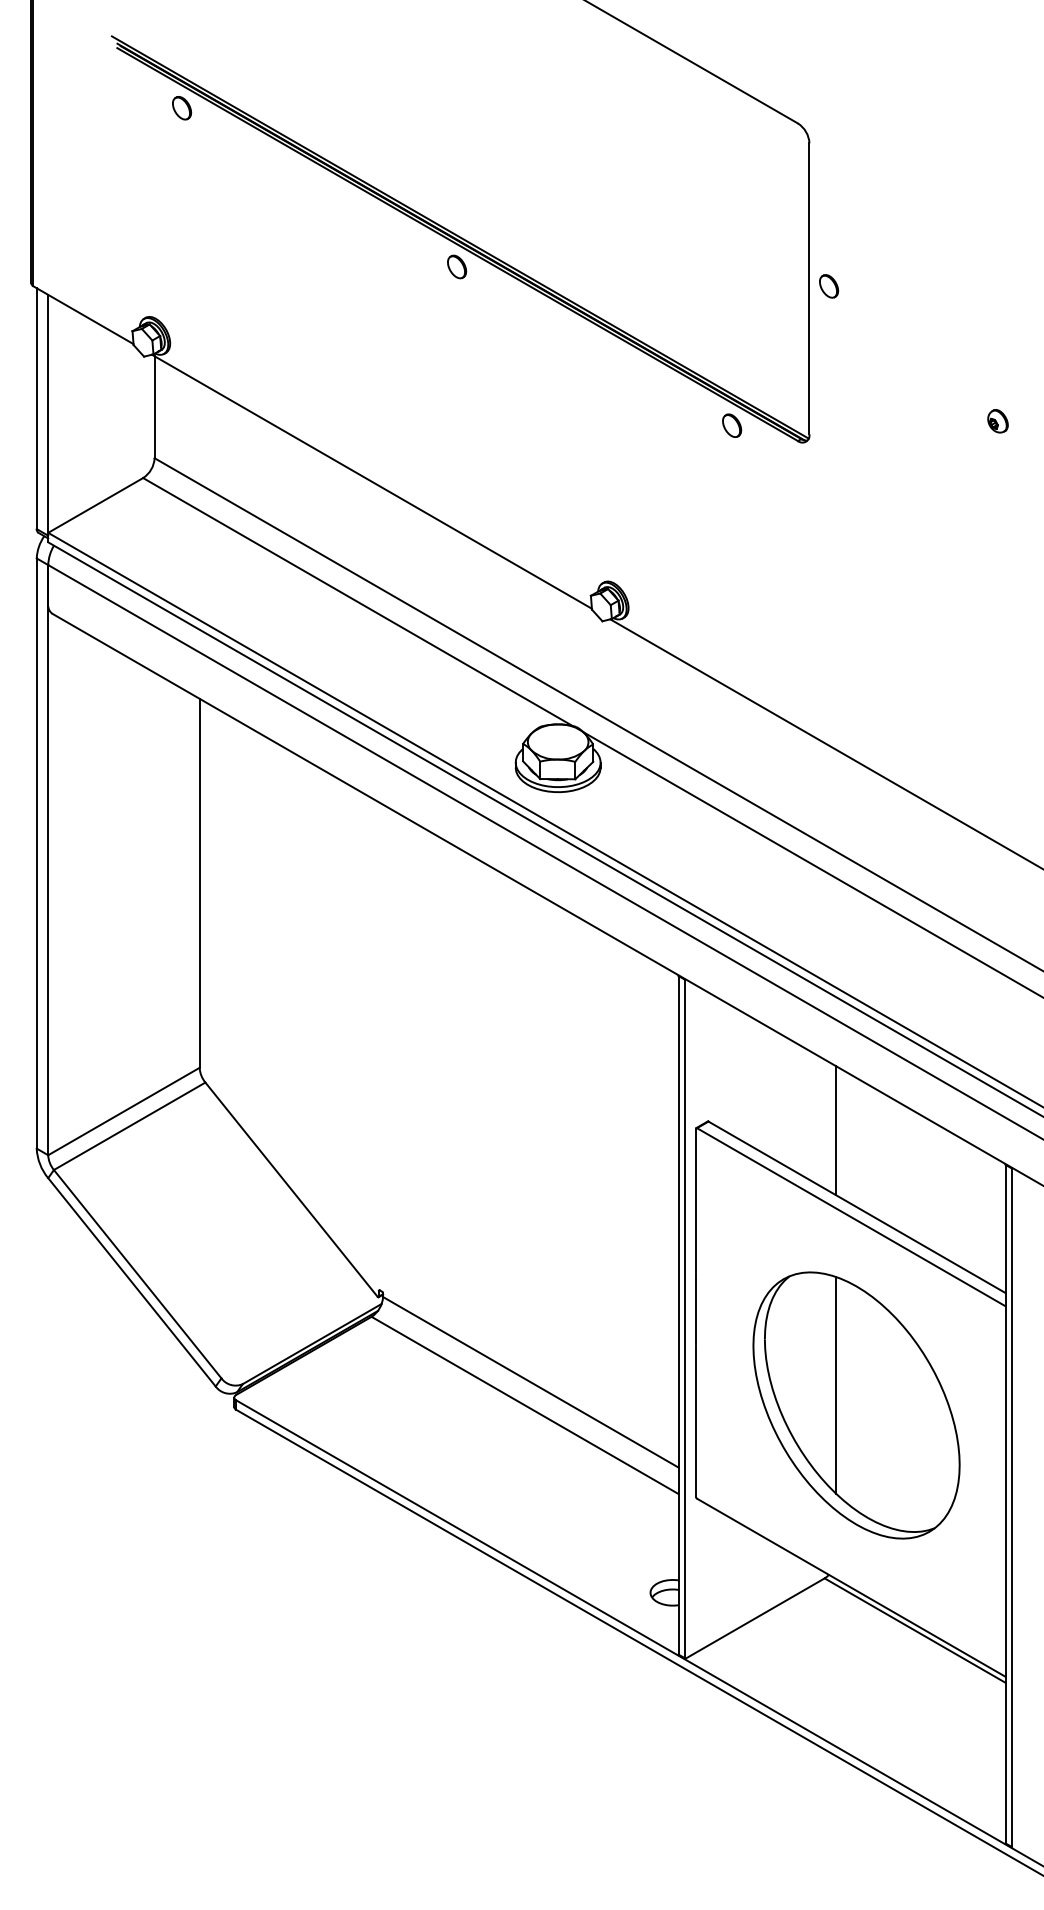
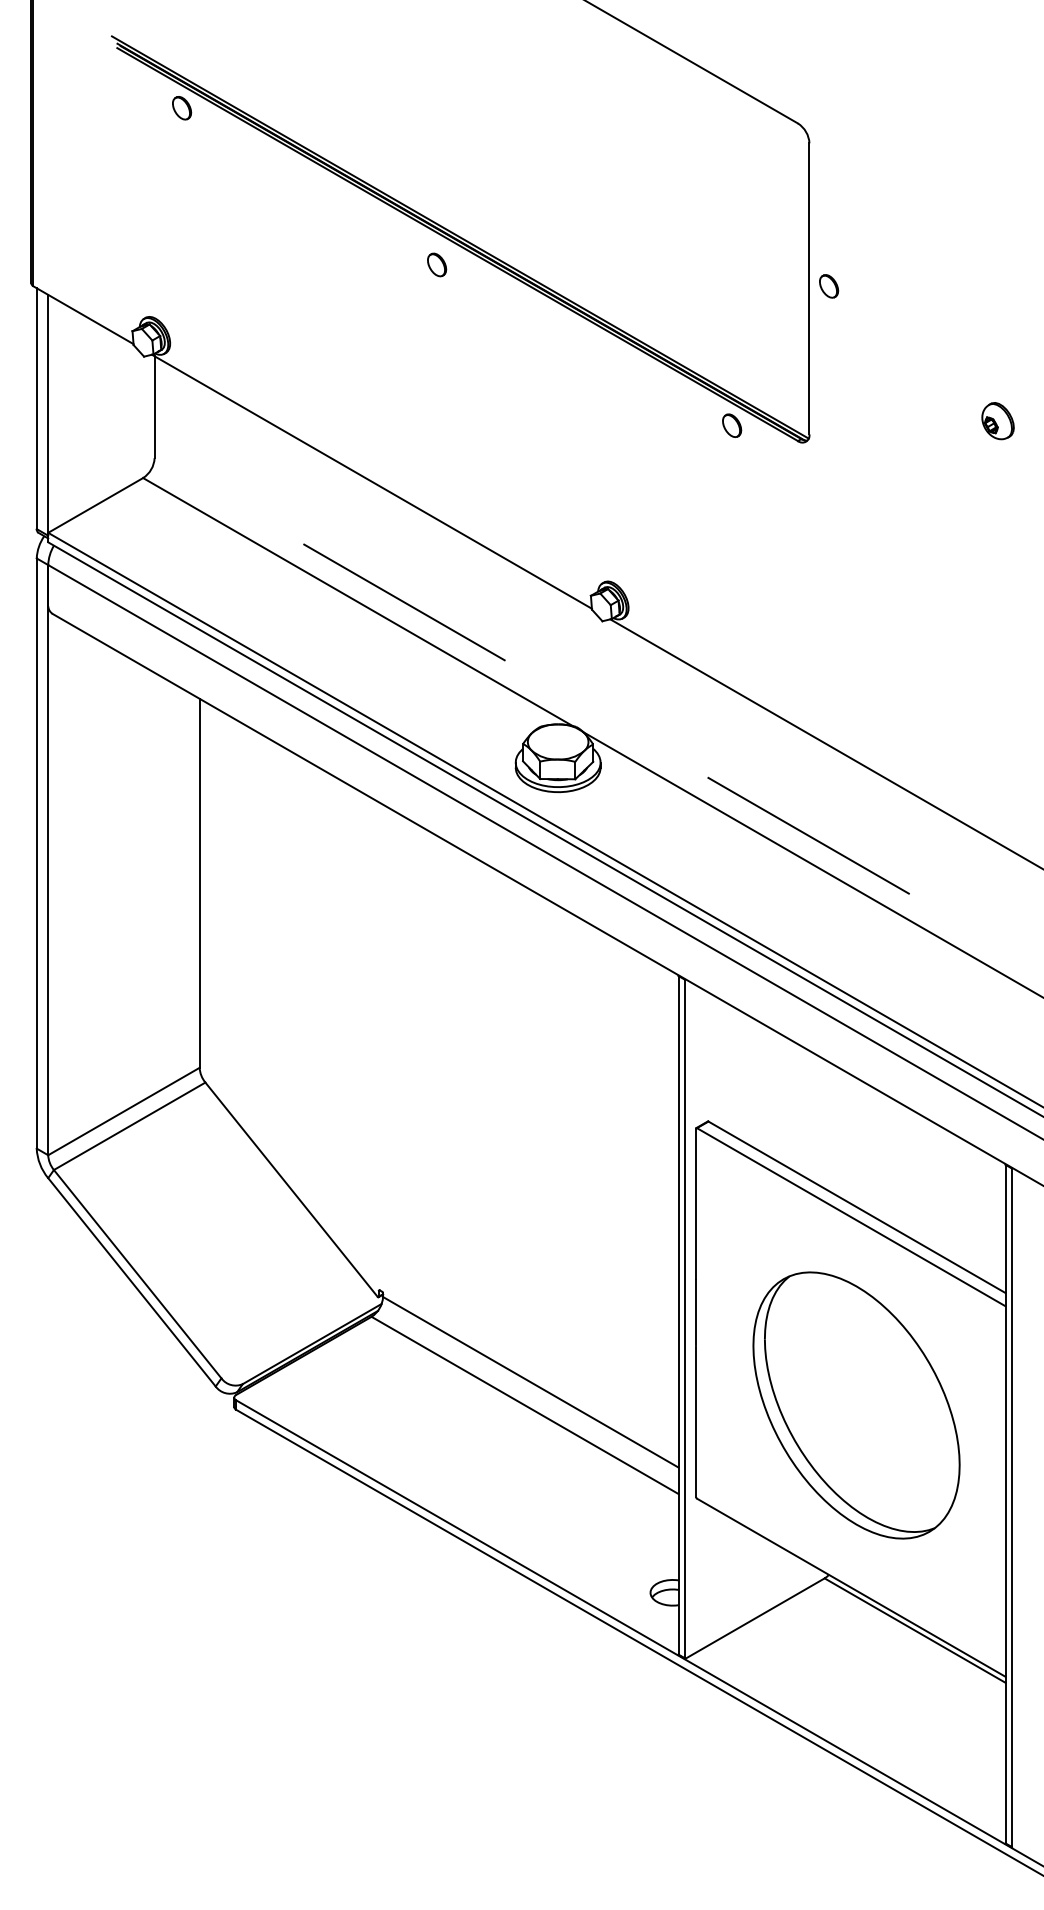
part position: (457, 266) -> (437, 264) (437, 264)
part size: 22x25 px -> 34x39 px (997, 421)
line: solid -> dashed (598, 714)
line: present -> none (836, 1130)
line: present -> none (836, 1384)
